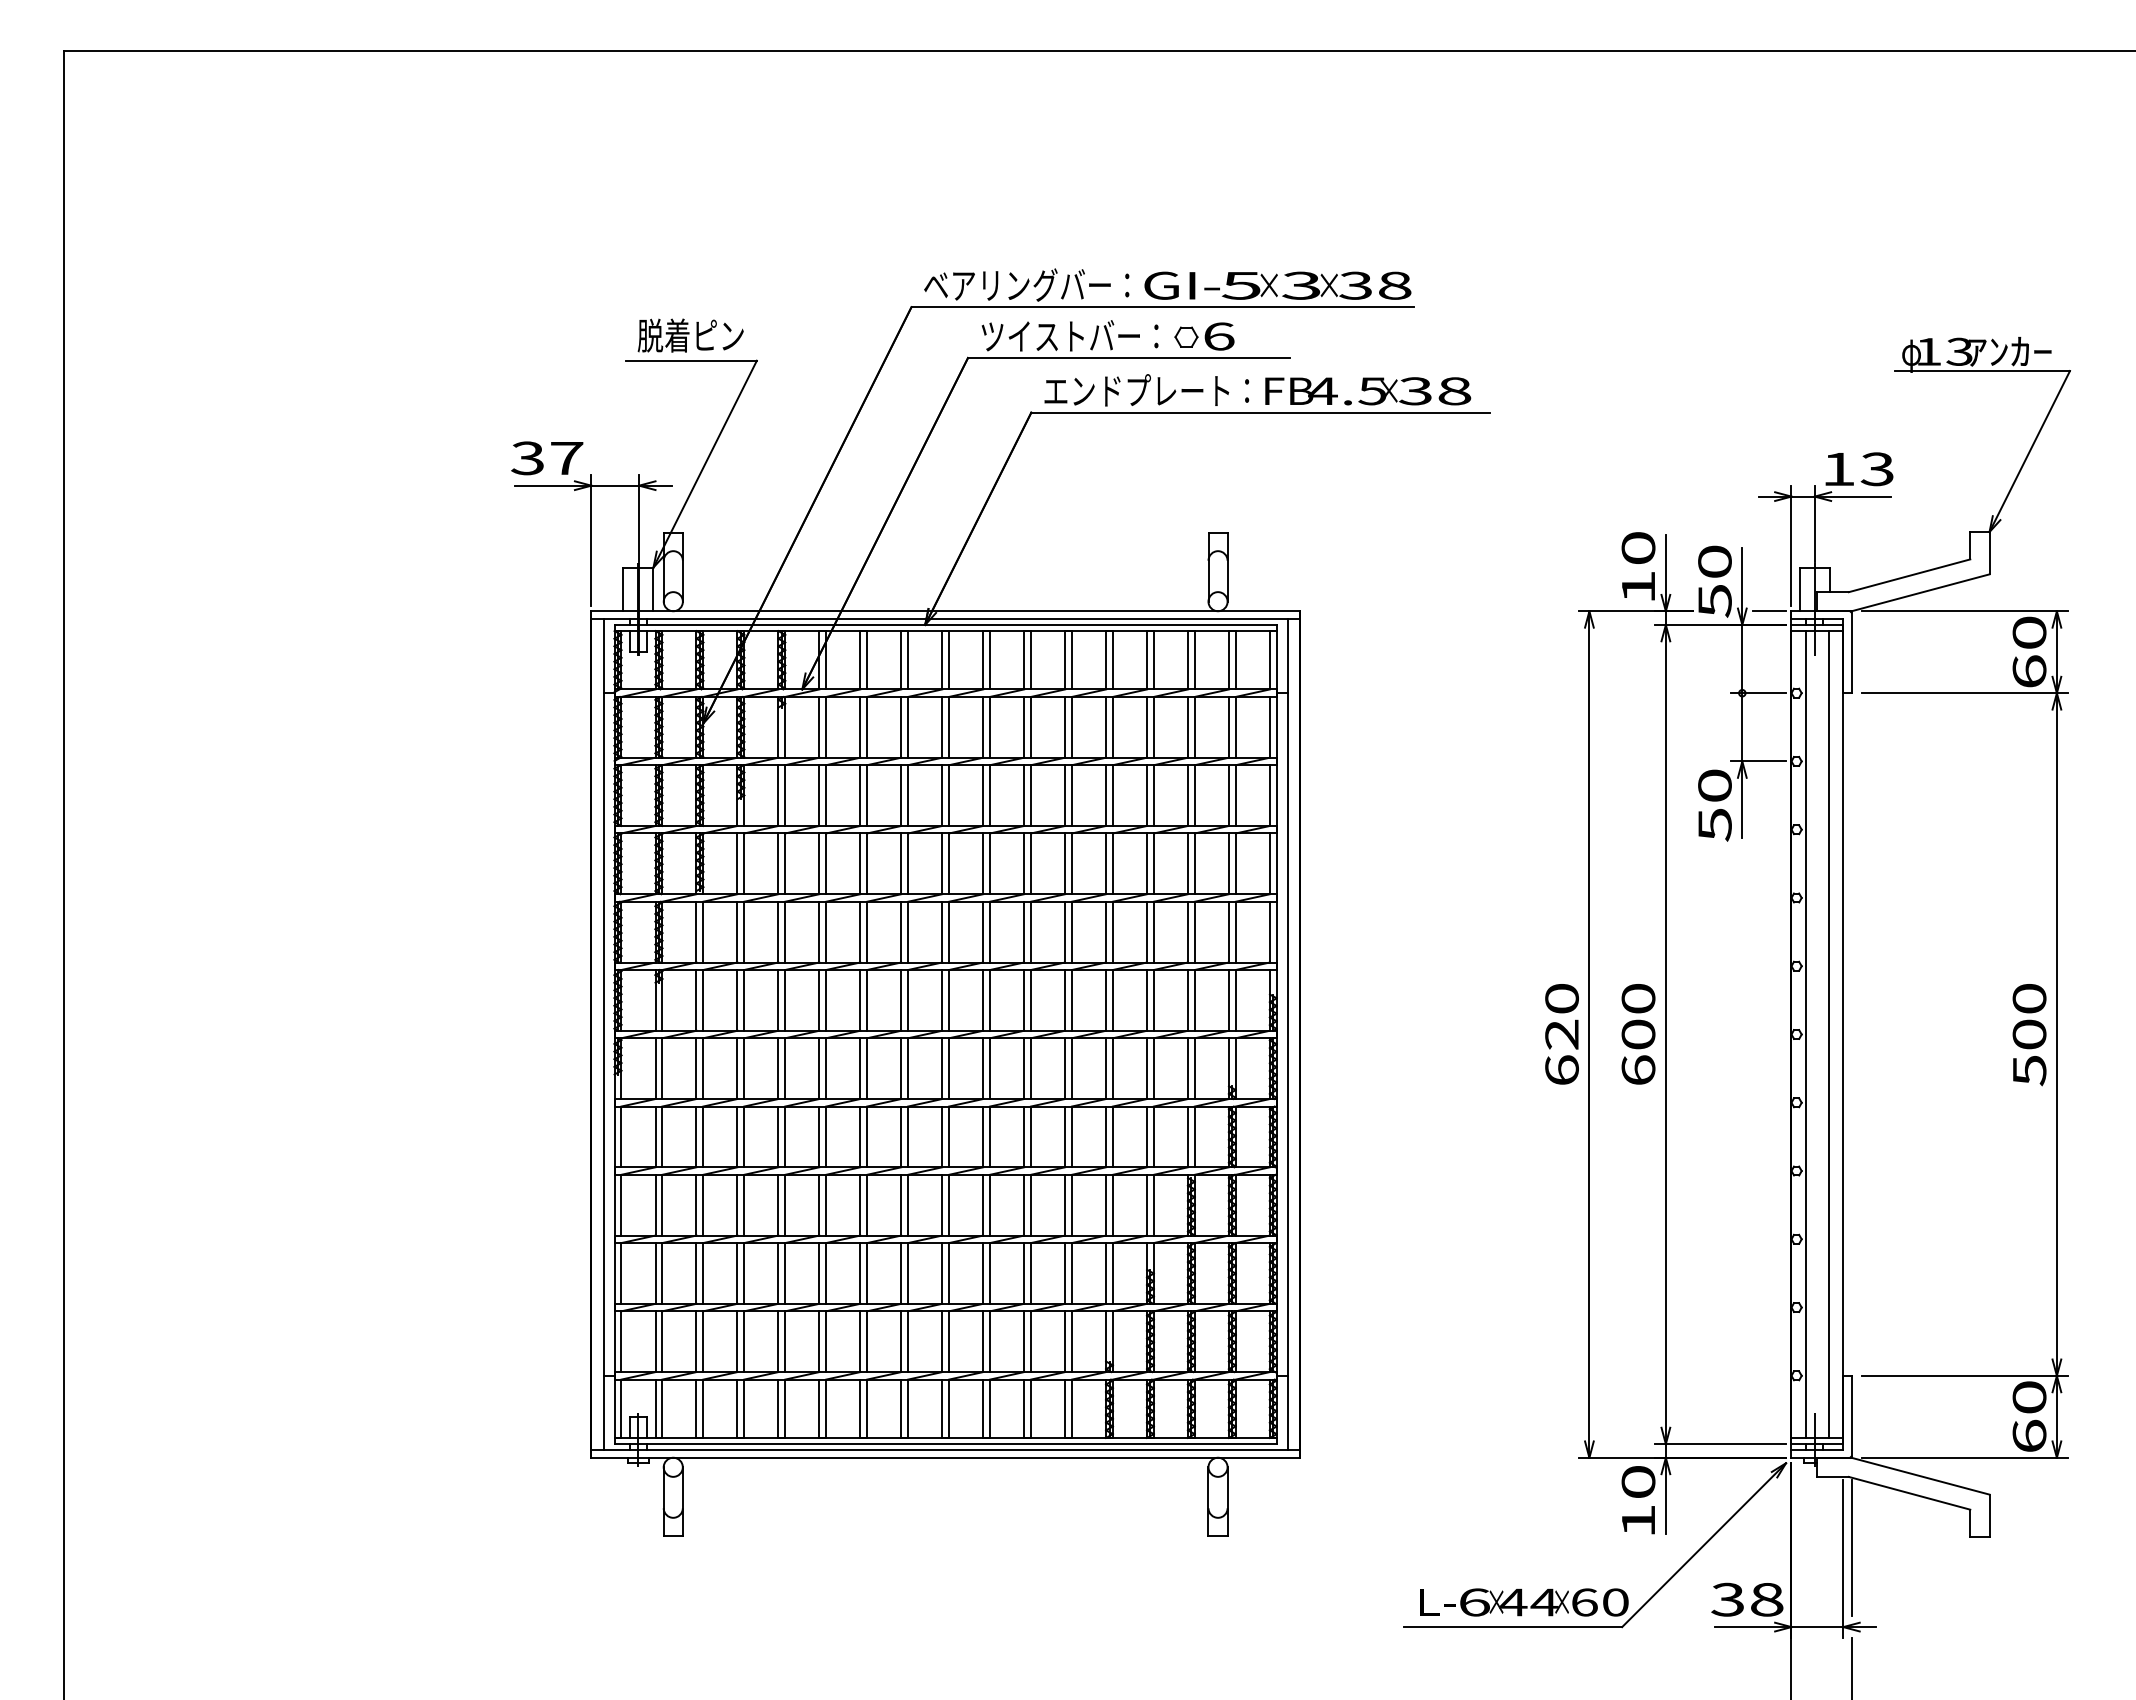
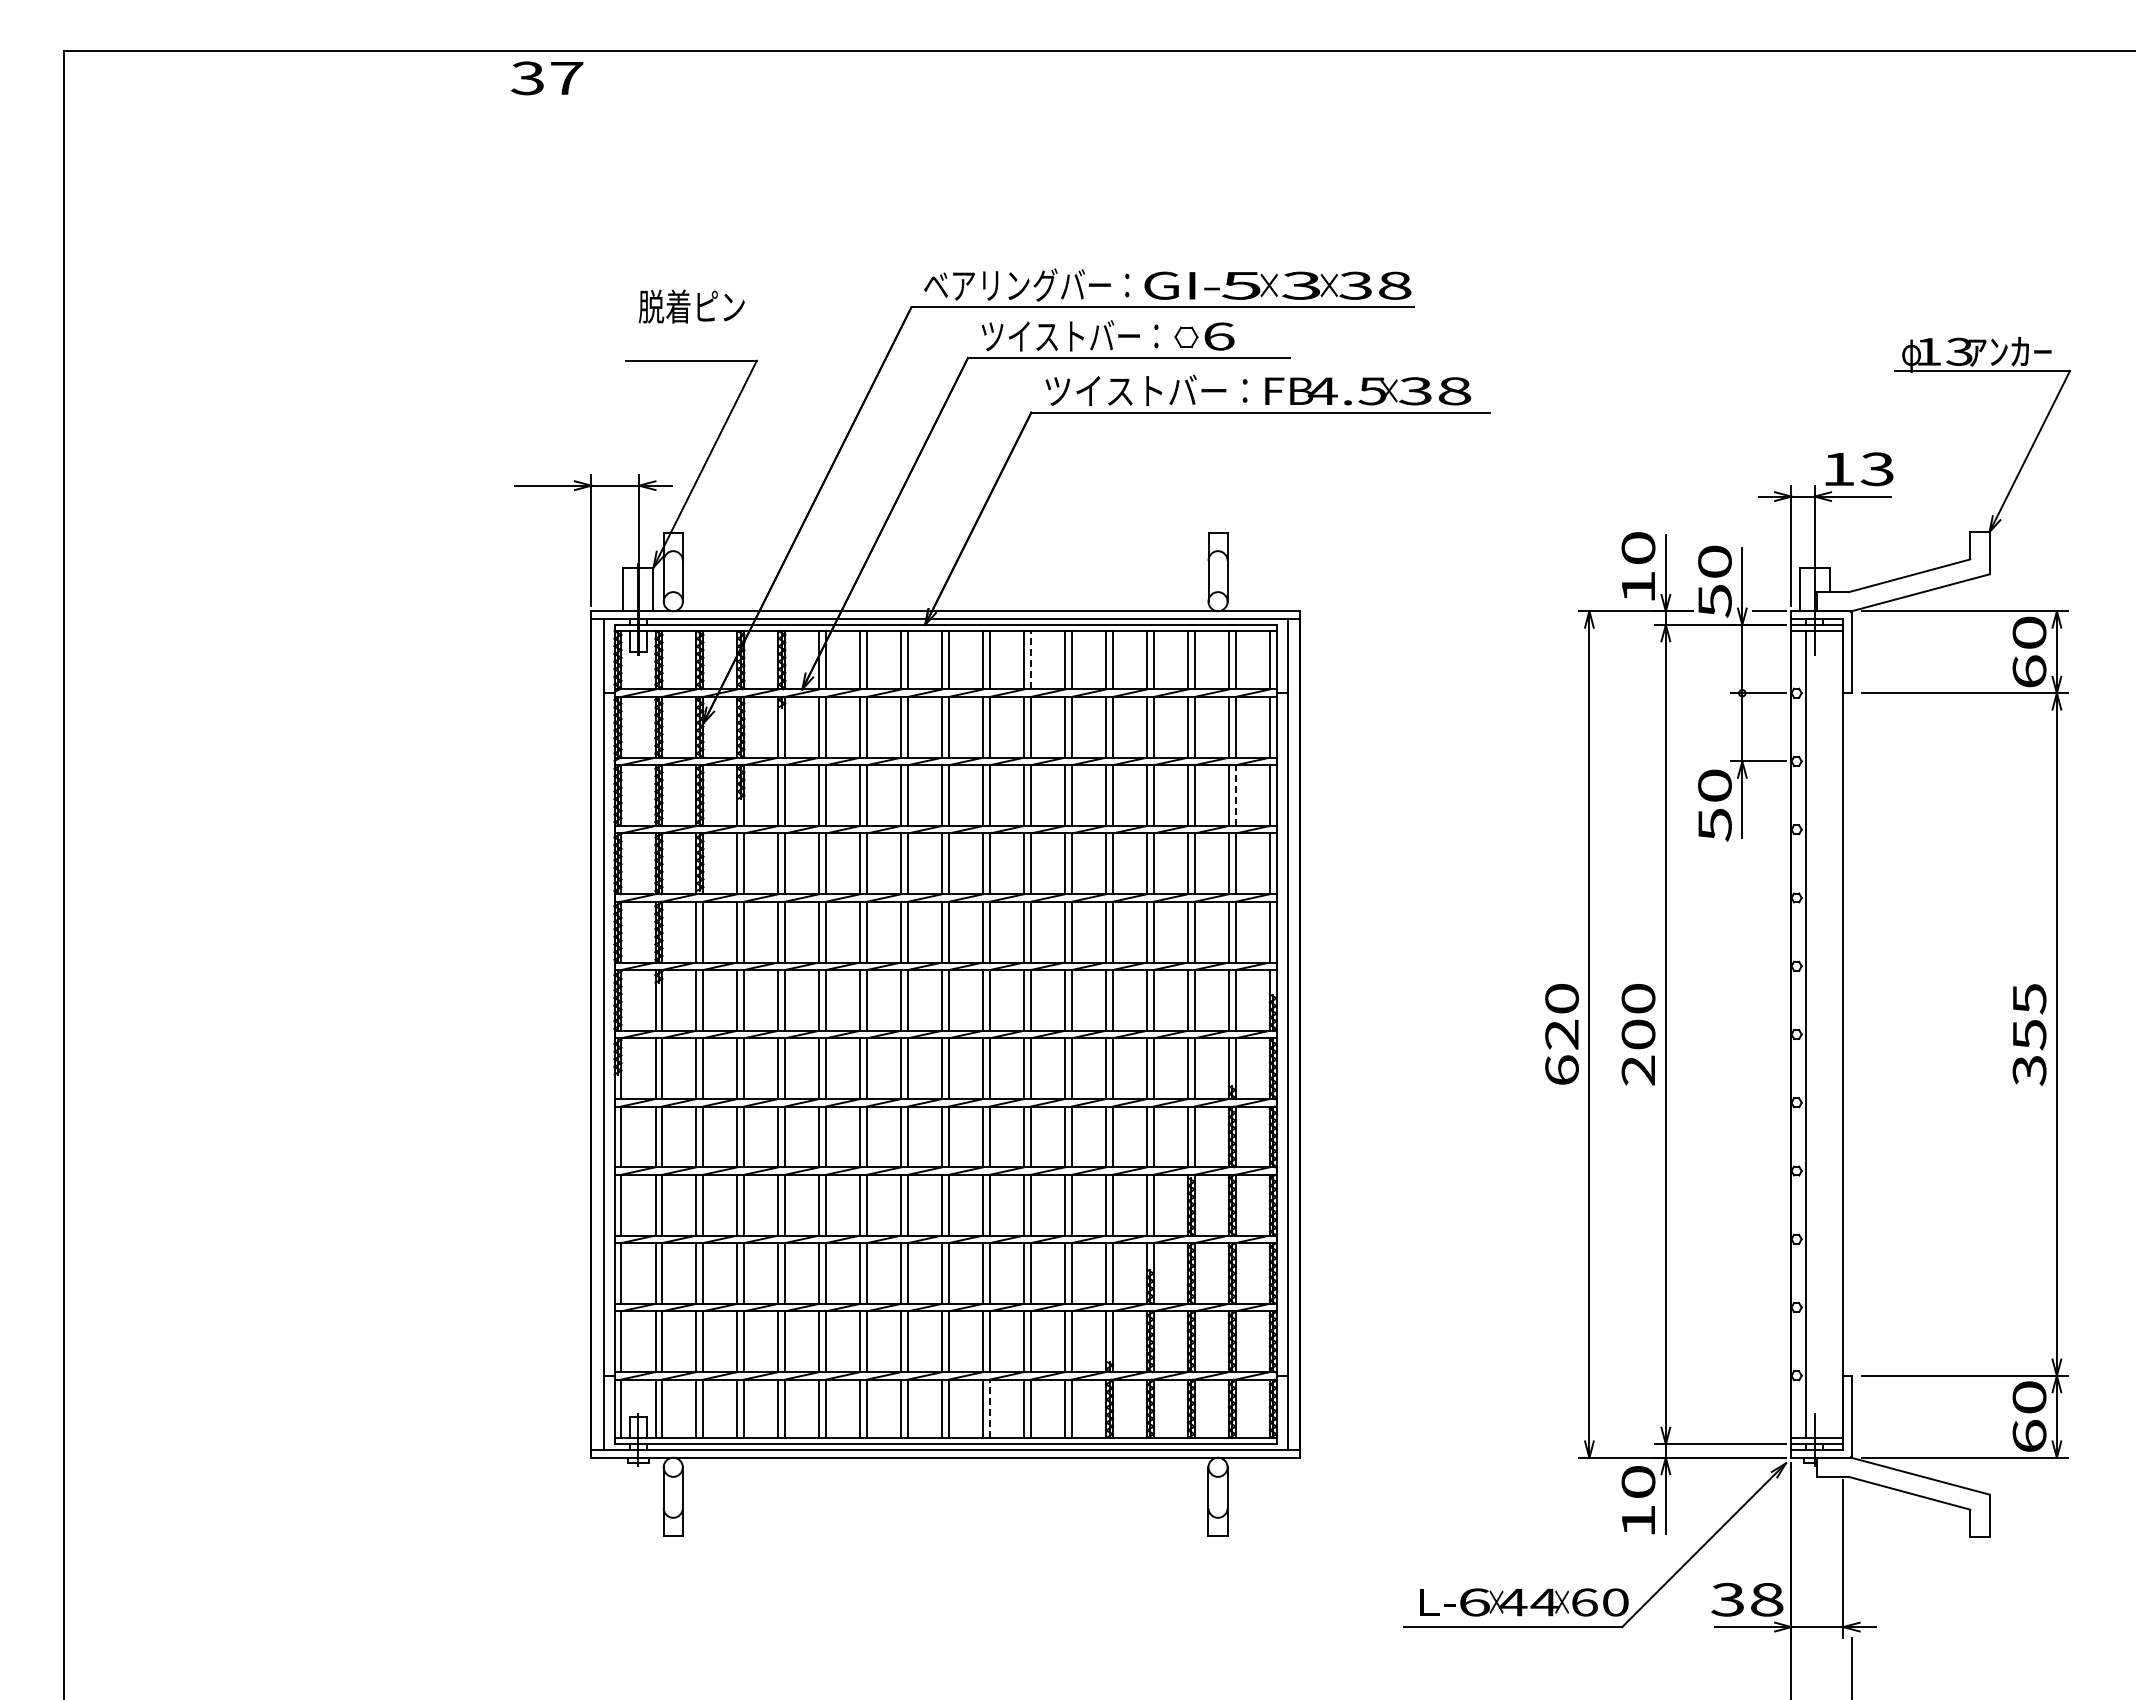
text position: (690, 335) -> (691, 306) (691, 306)
text: エンドプレート： -> ツイストバー： (1146, 390)
text position: (547, 458) -> (547, 78) (547, 78)
line: solid -> dashed (1030, 659)
line: solid -> dashed (1235, 795)
line: present -> none (1829, 1034)
text: 500 -> 355 (2029, 1035)
text: 600 -> 200 (1638, 1070)
line: solid -> dashed (990, 1408)
line: present -> none (1851, 1547)
